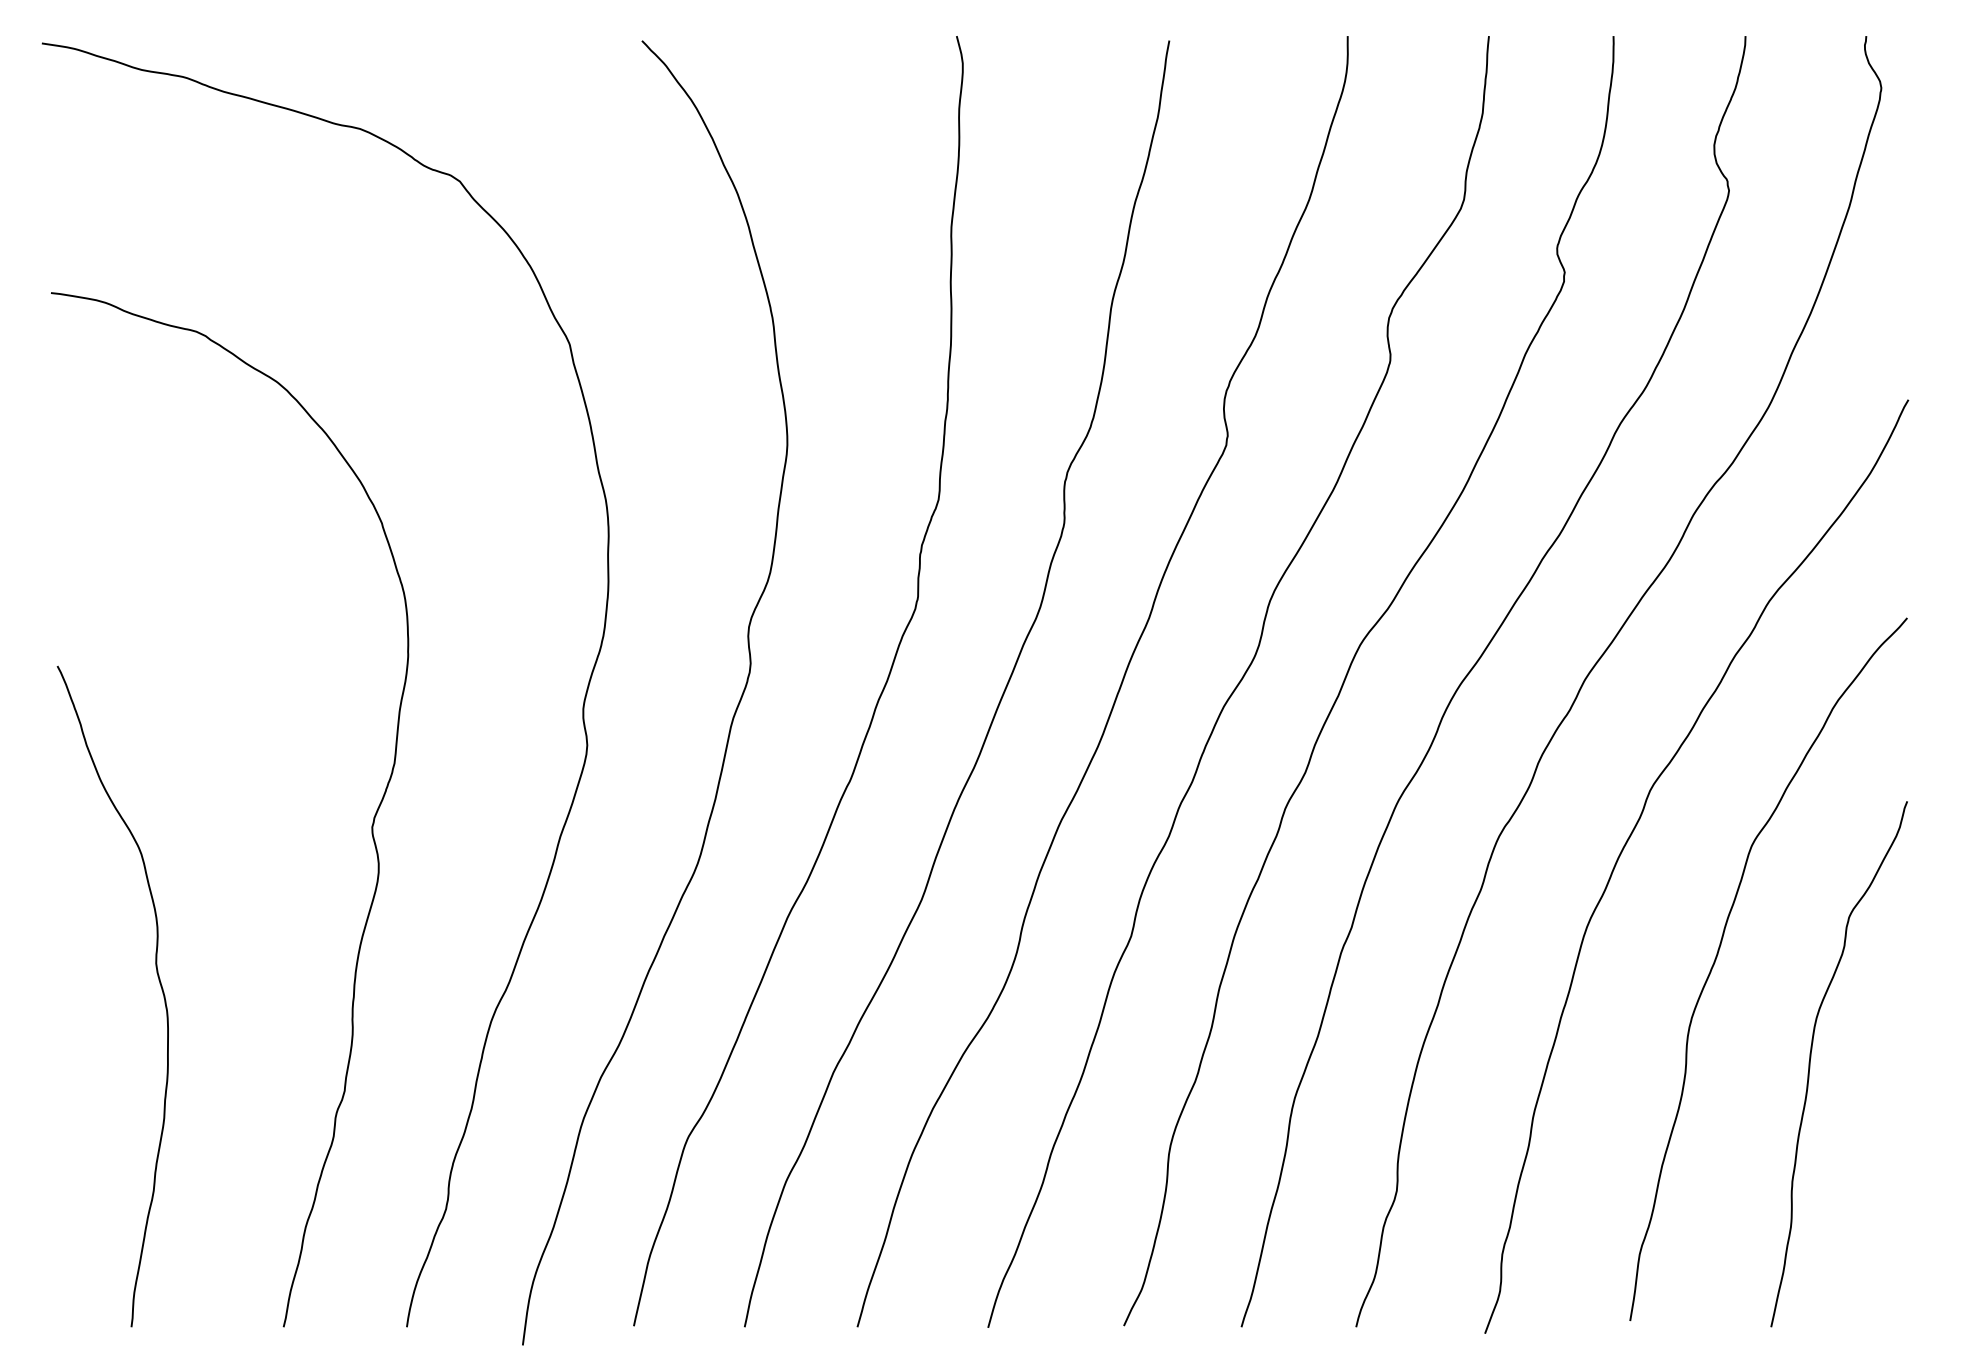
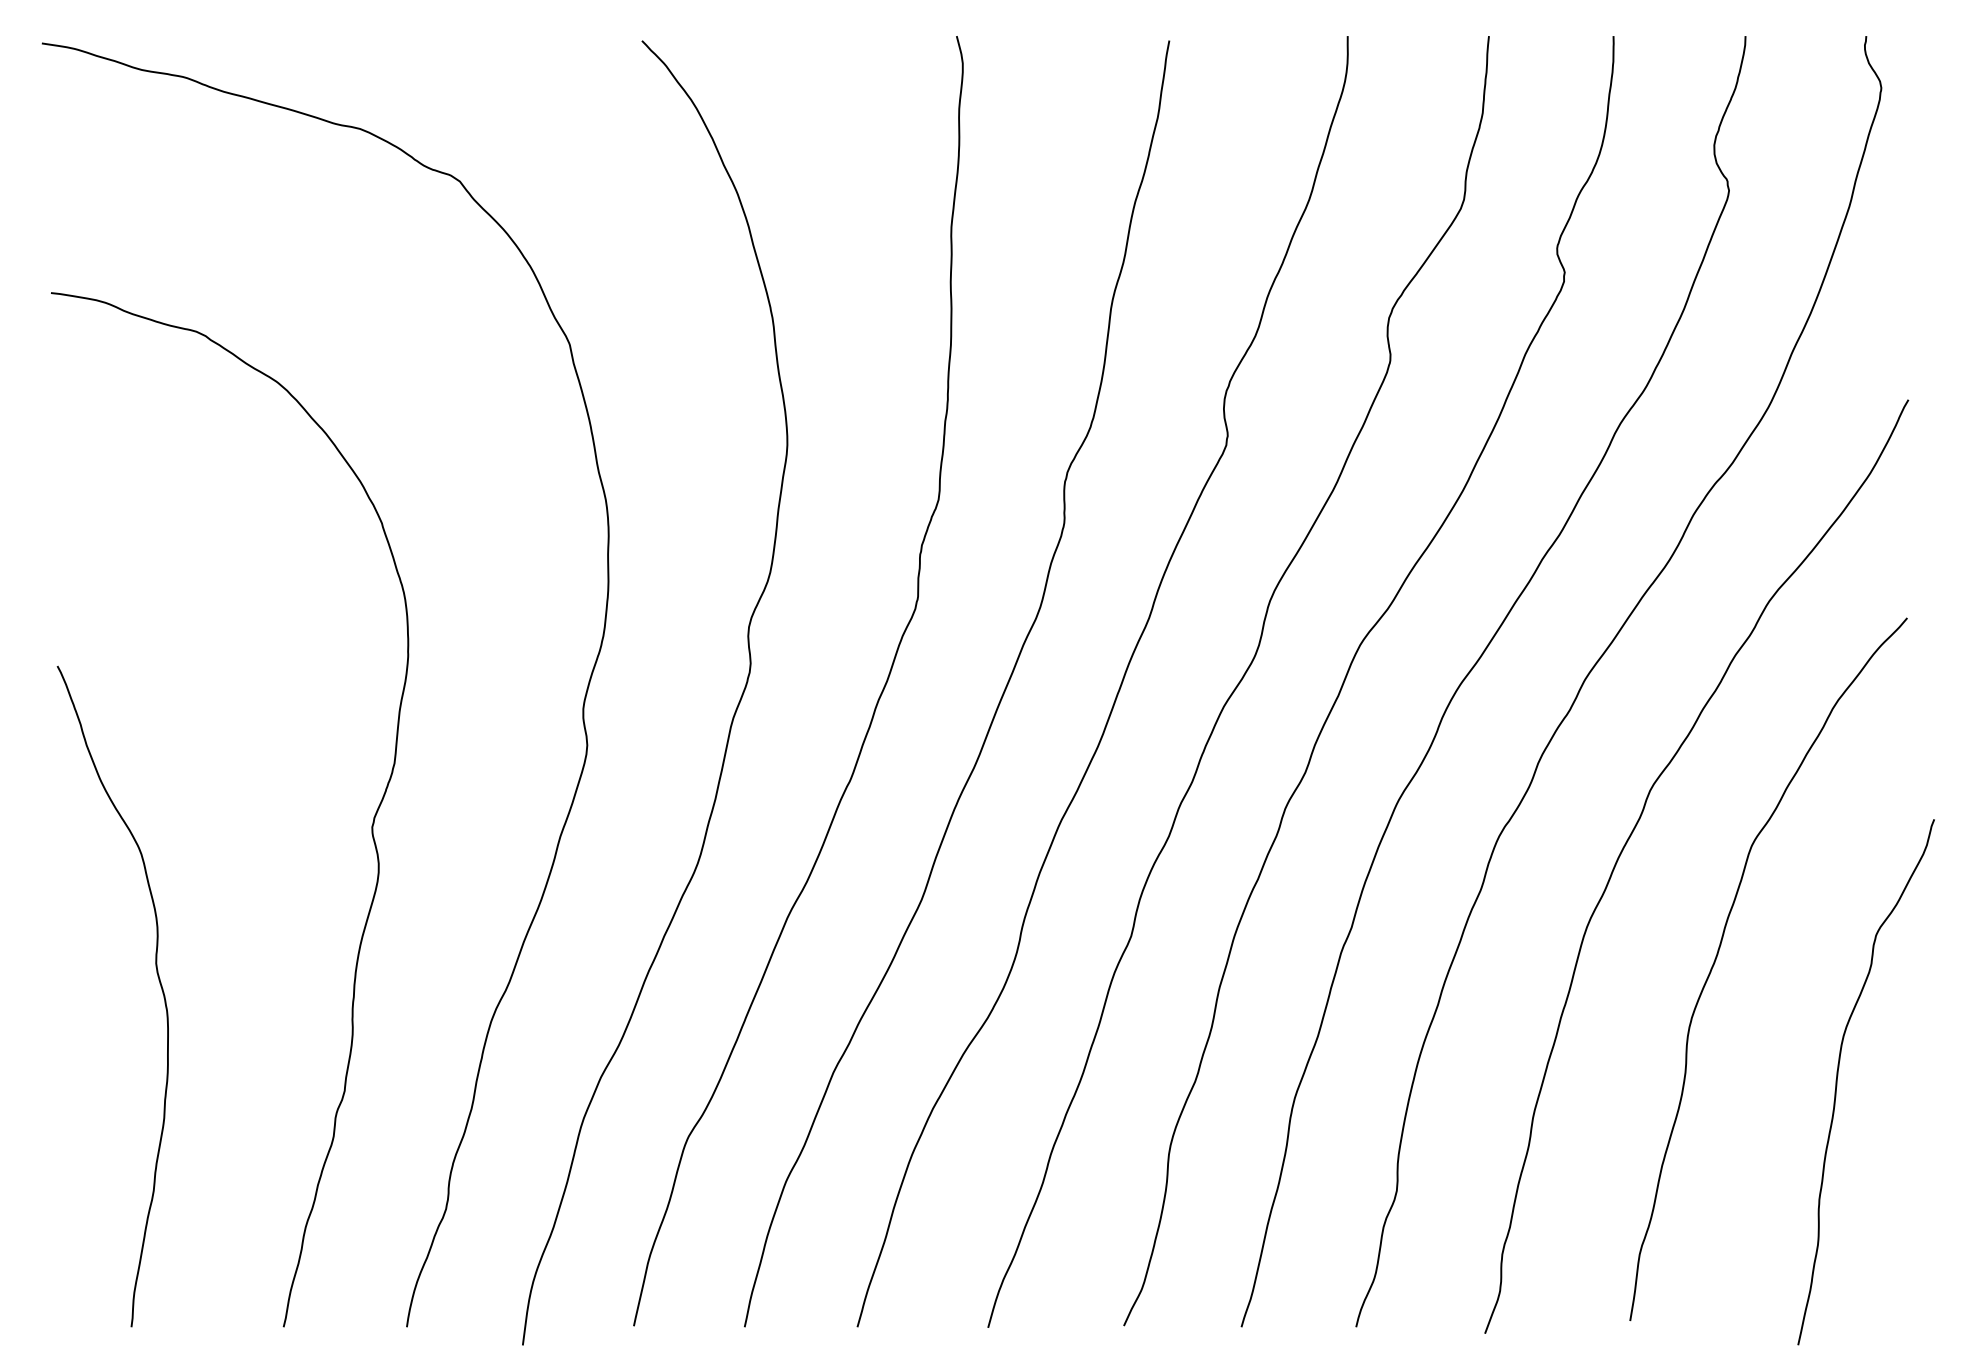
curve position: (1811, 1058) -> (1838, 1076) (1838, 1076)
